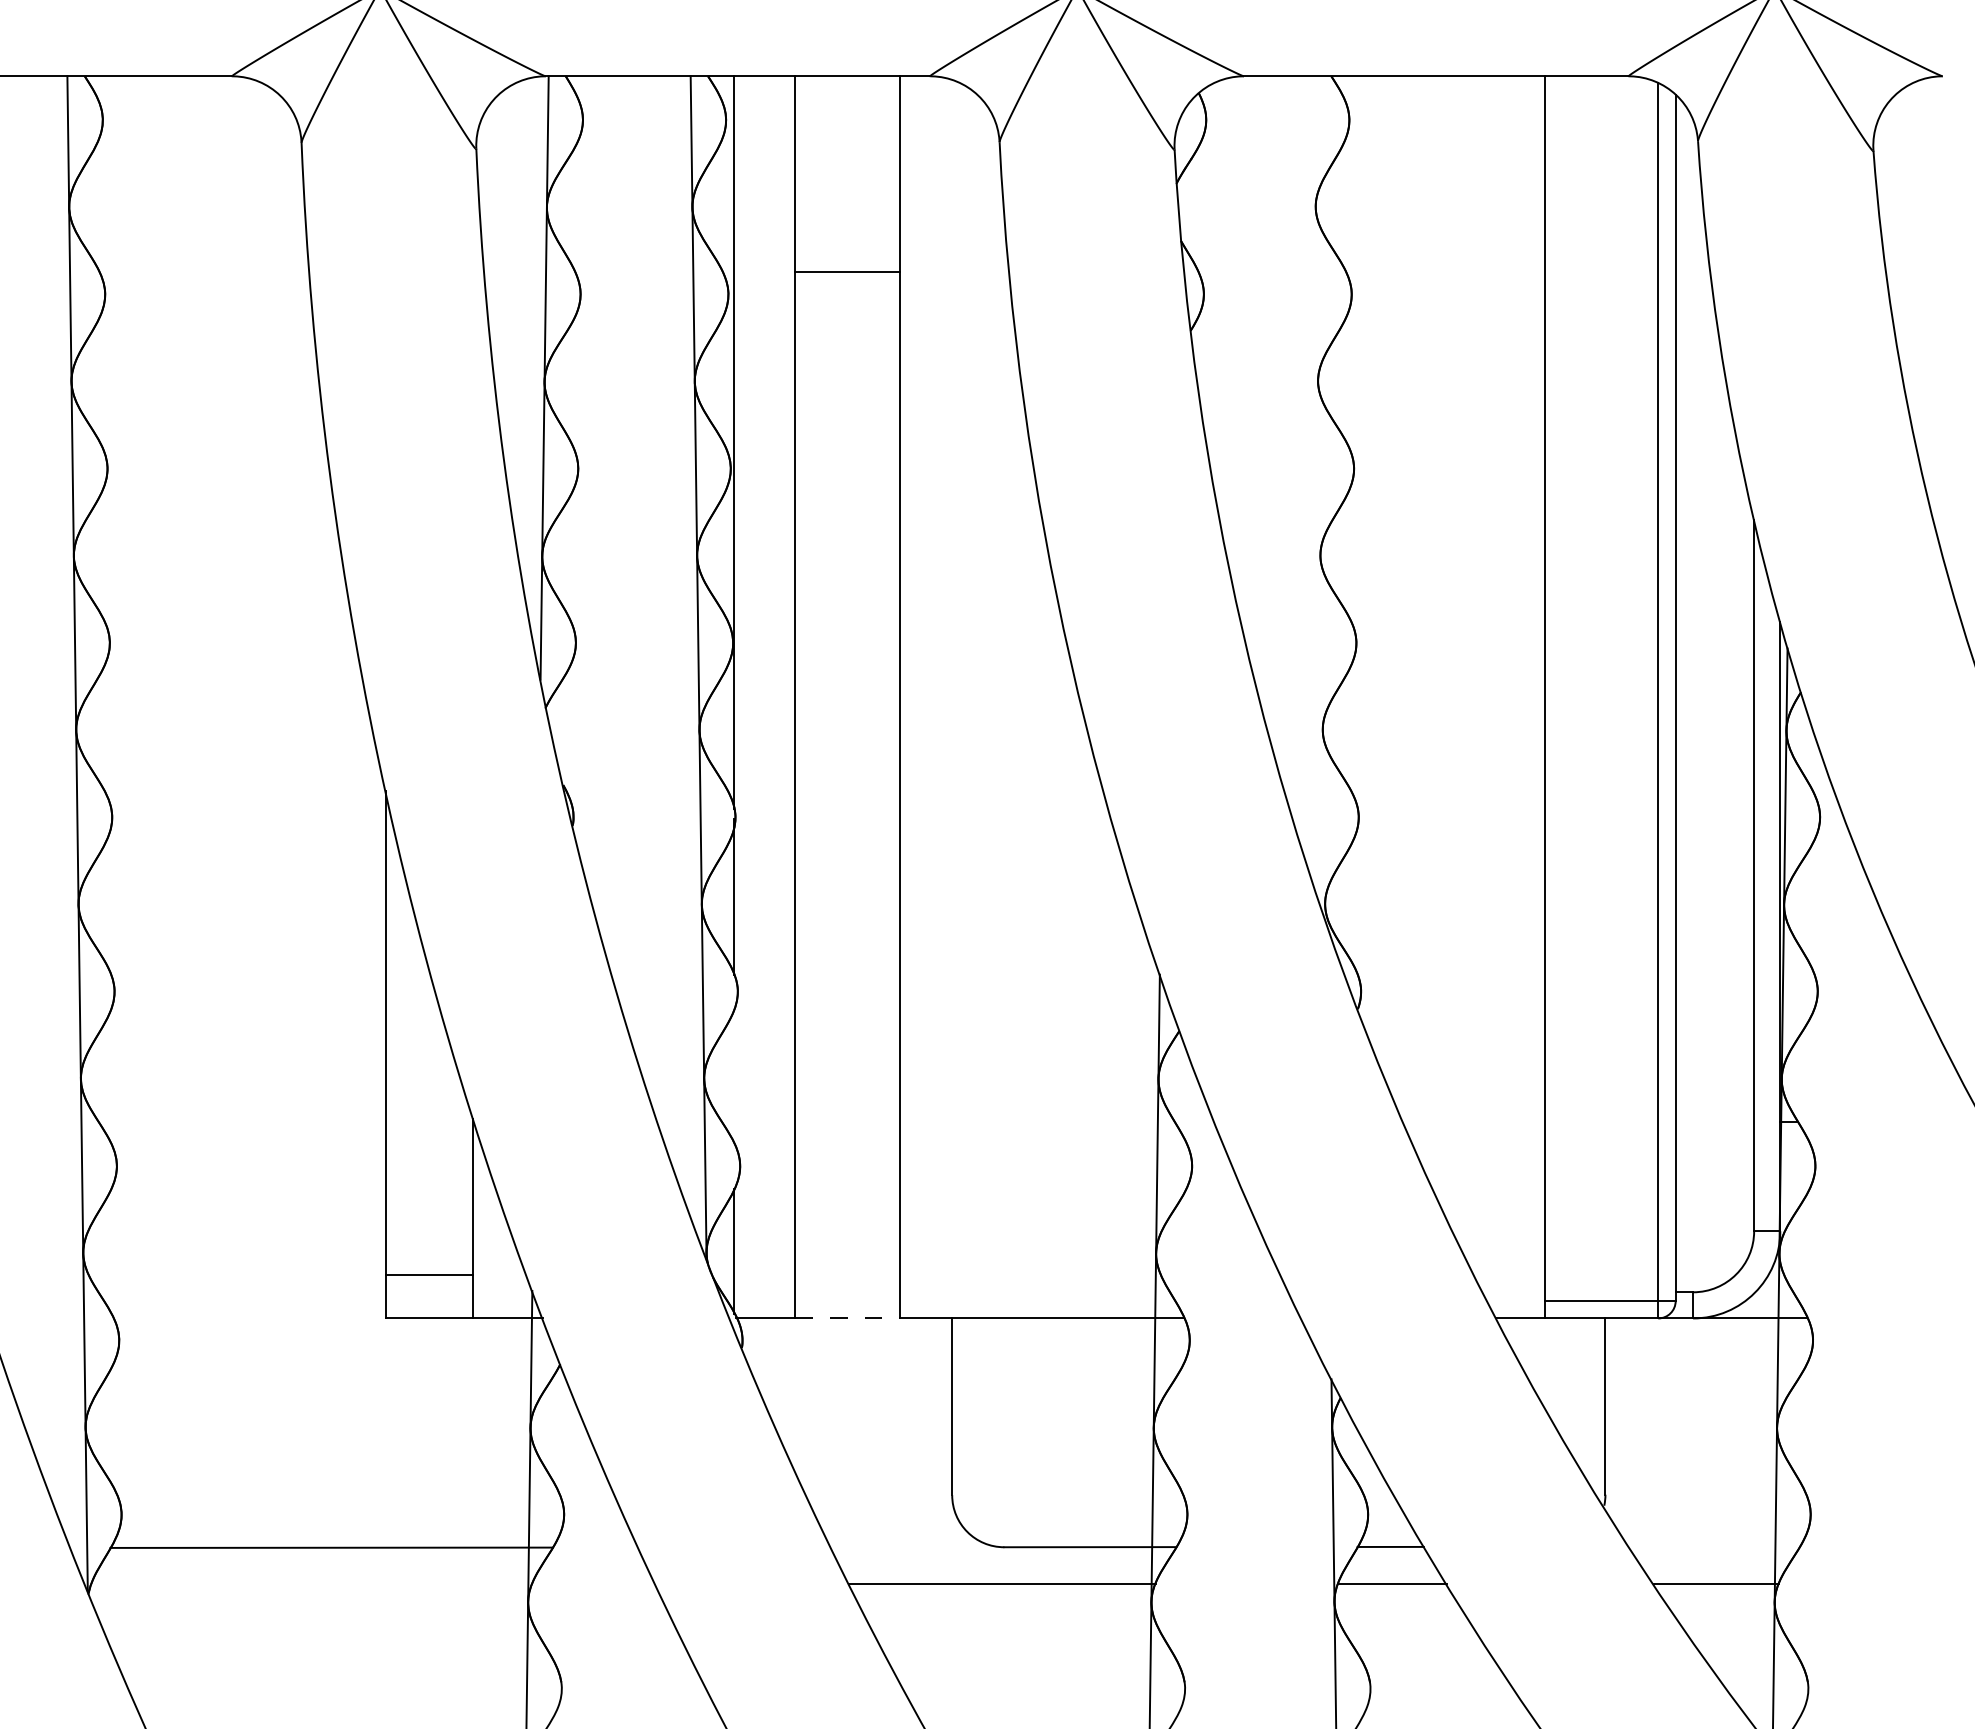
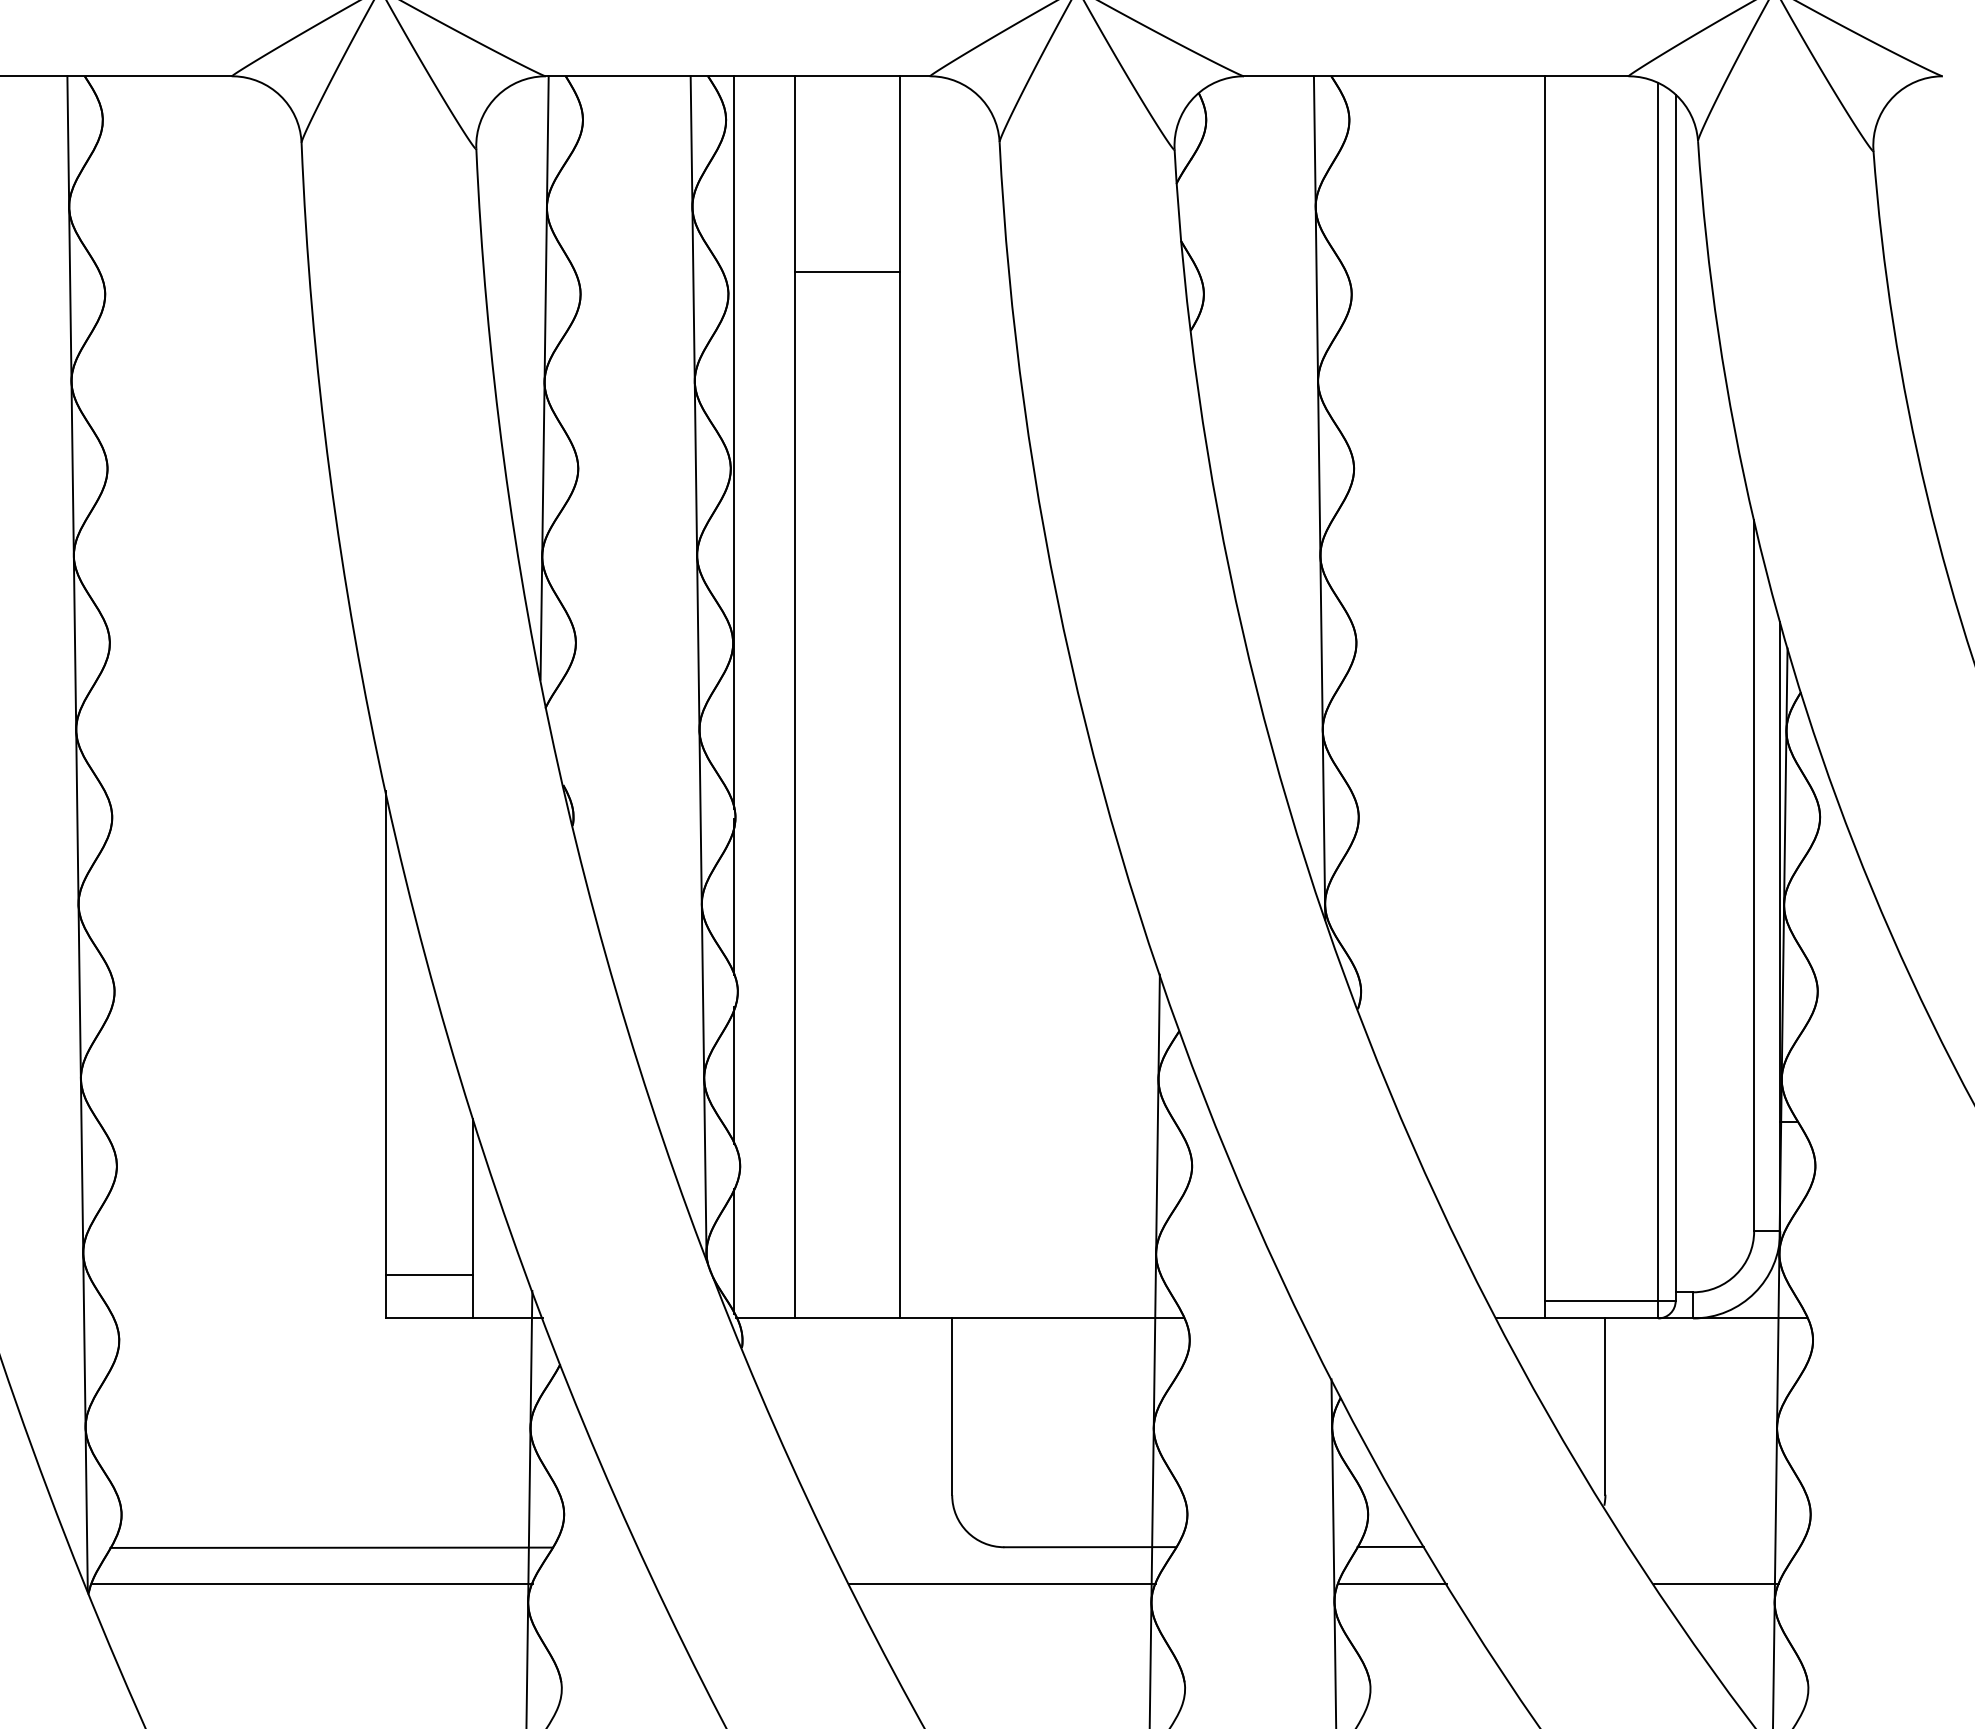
line: none -> present (1319, 497)
line: none -> present (734, 1075)
line: dashed -> solid (848, 1318)
line: none -> present (311, 1584)
